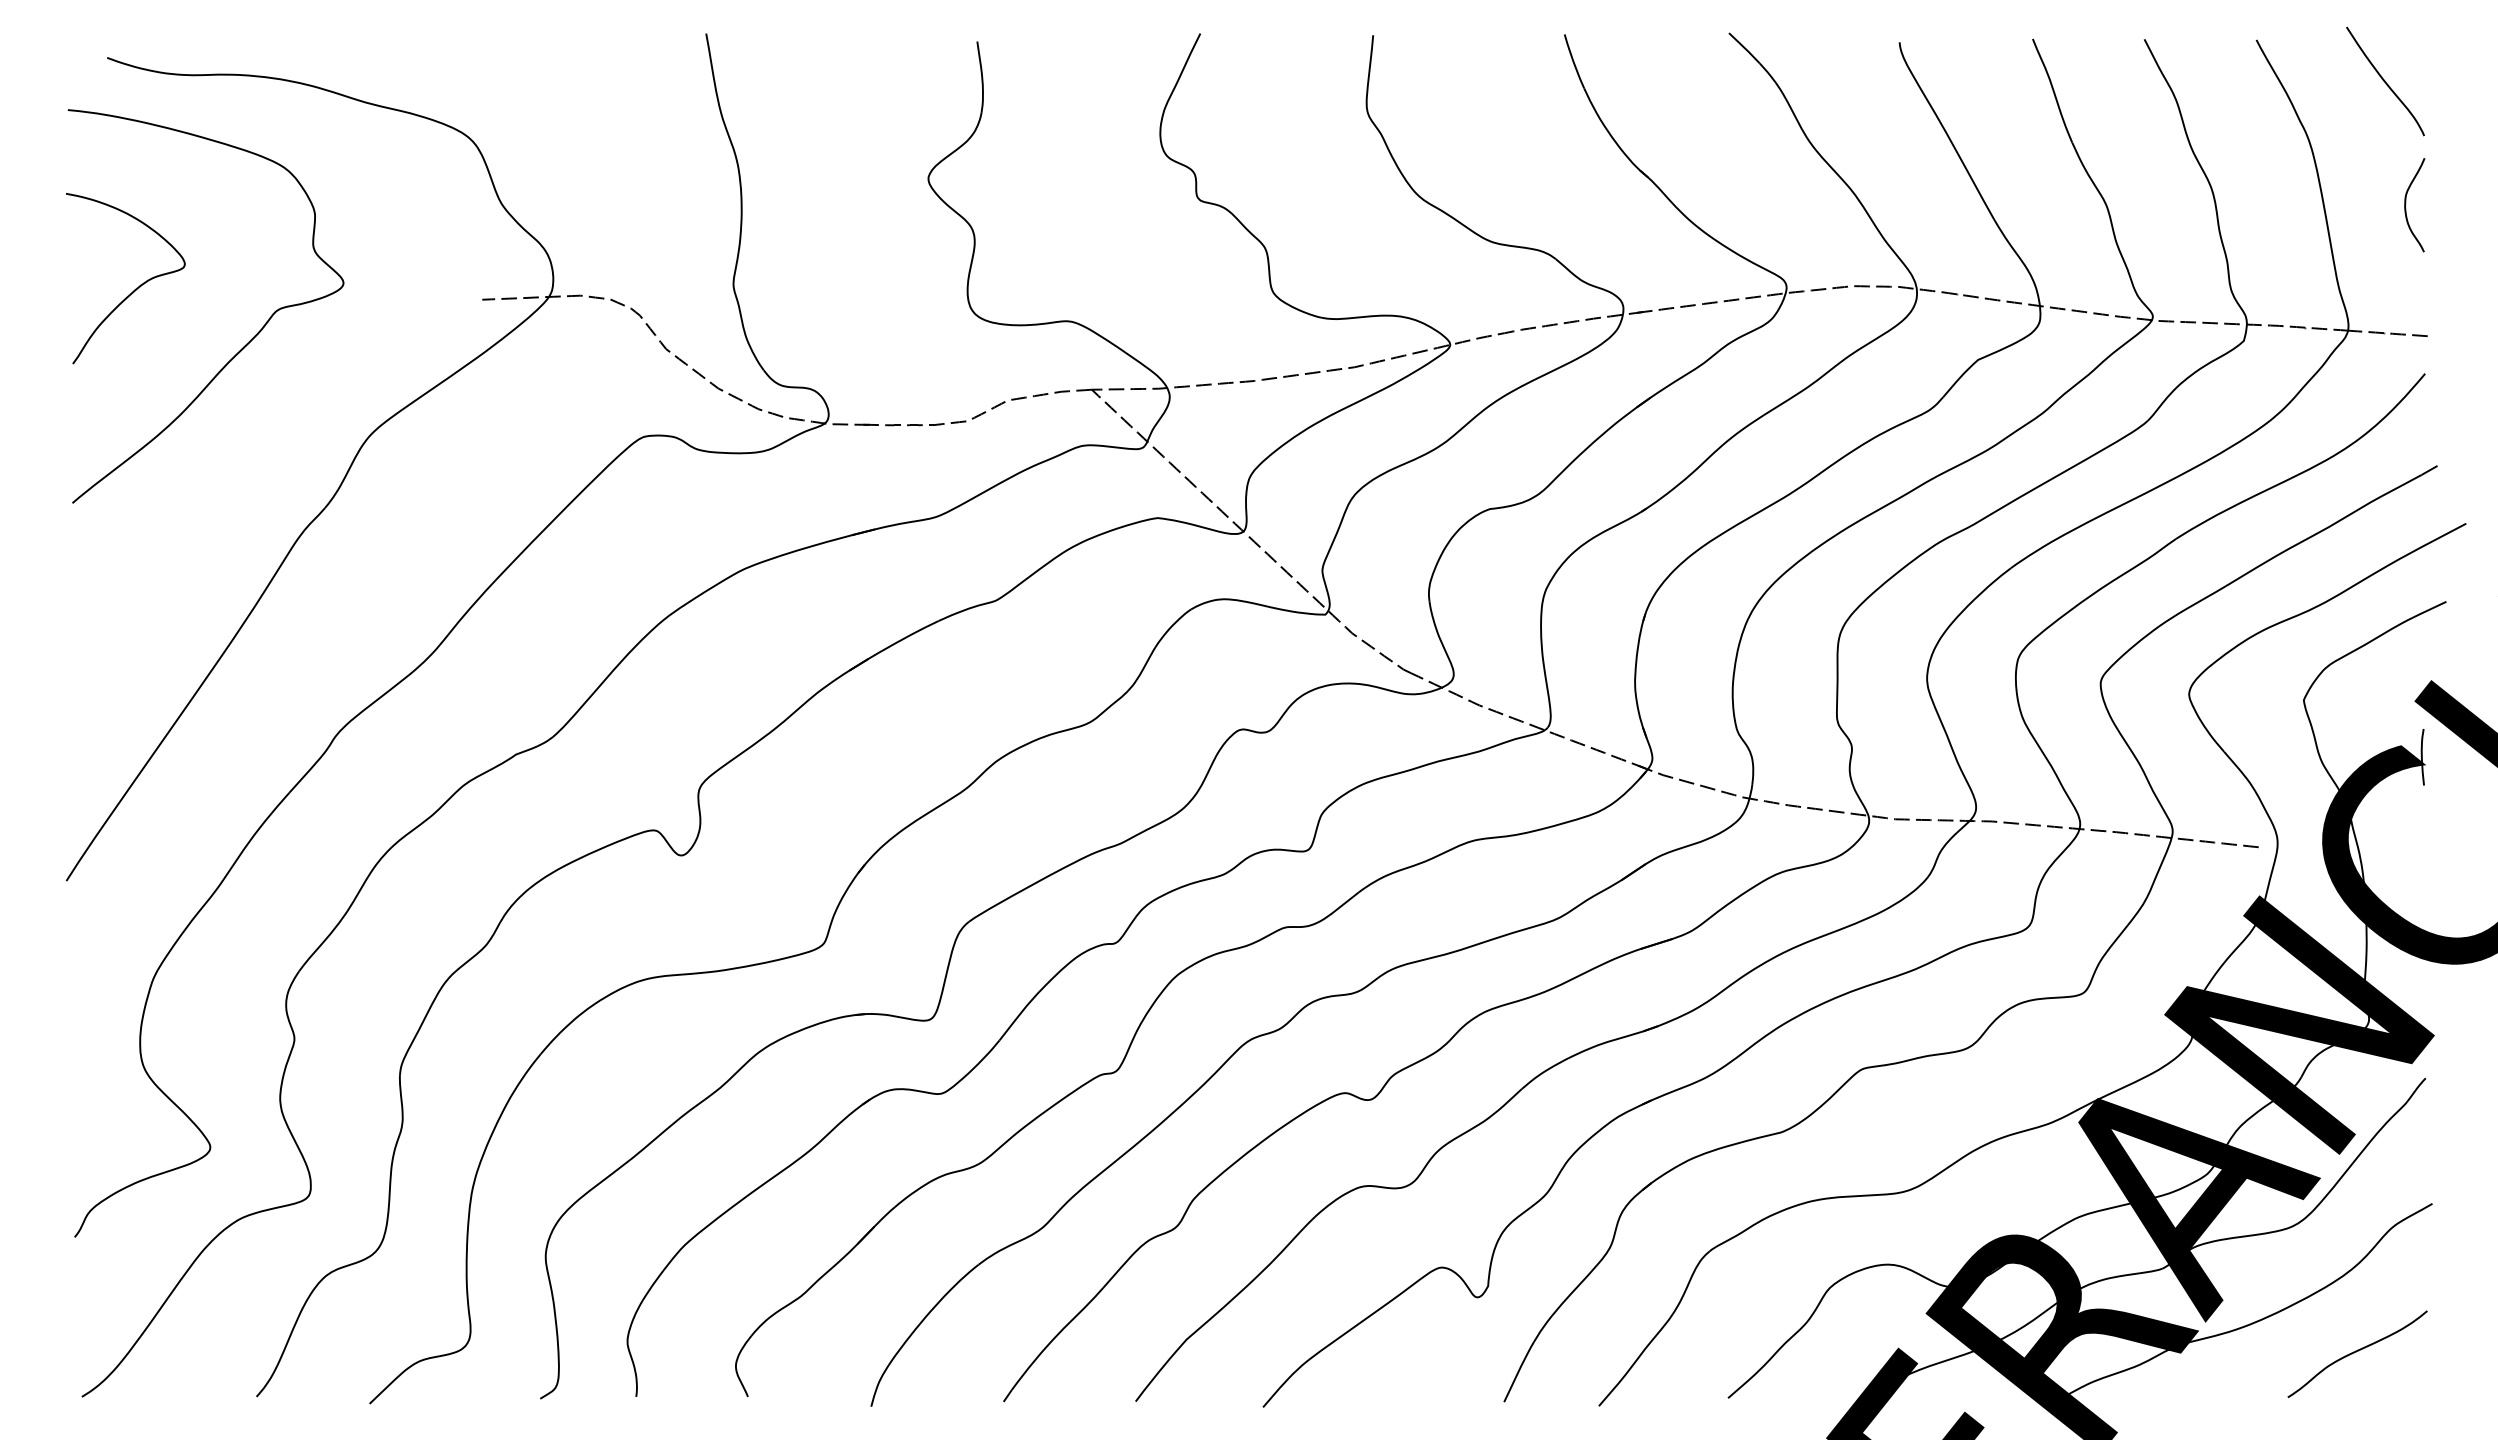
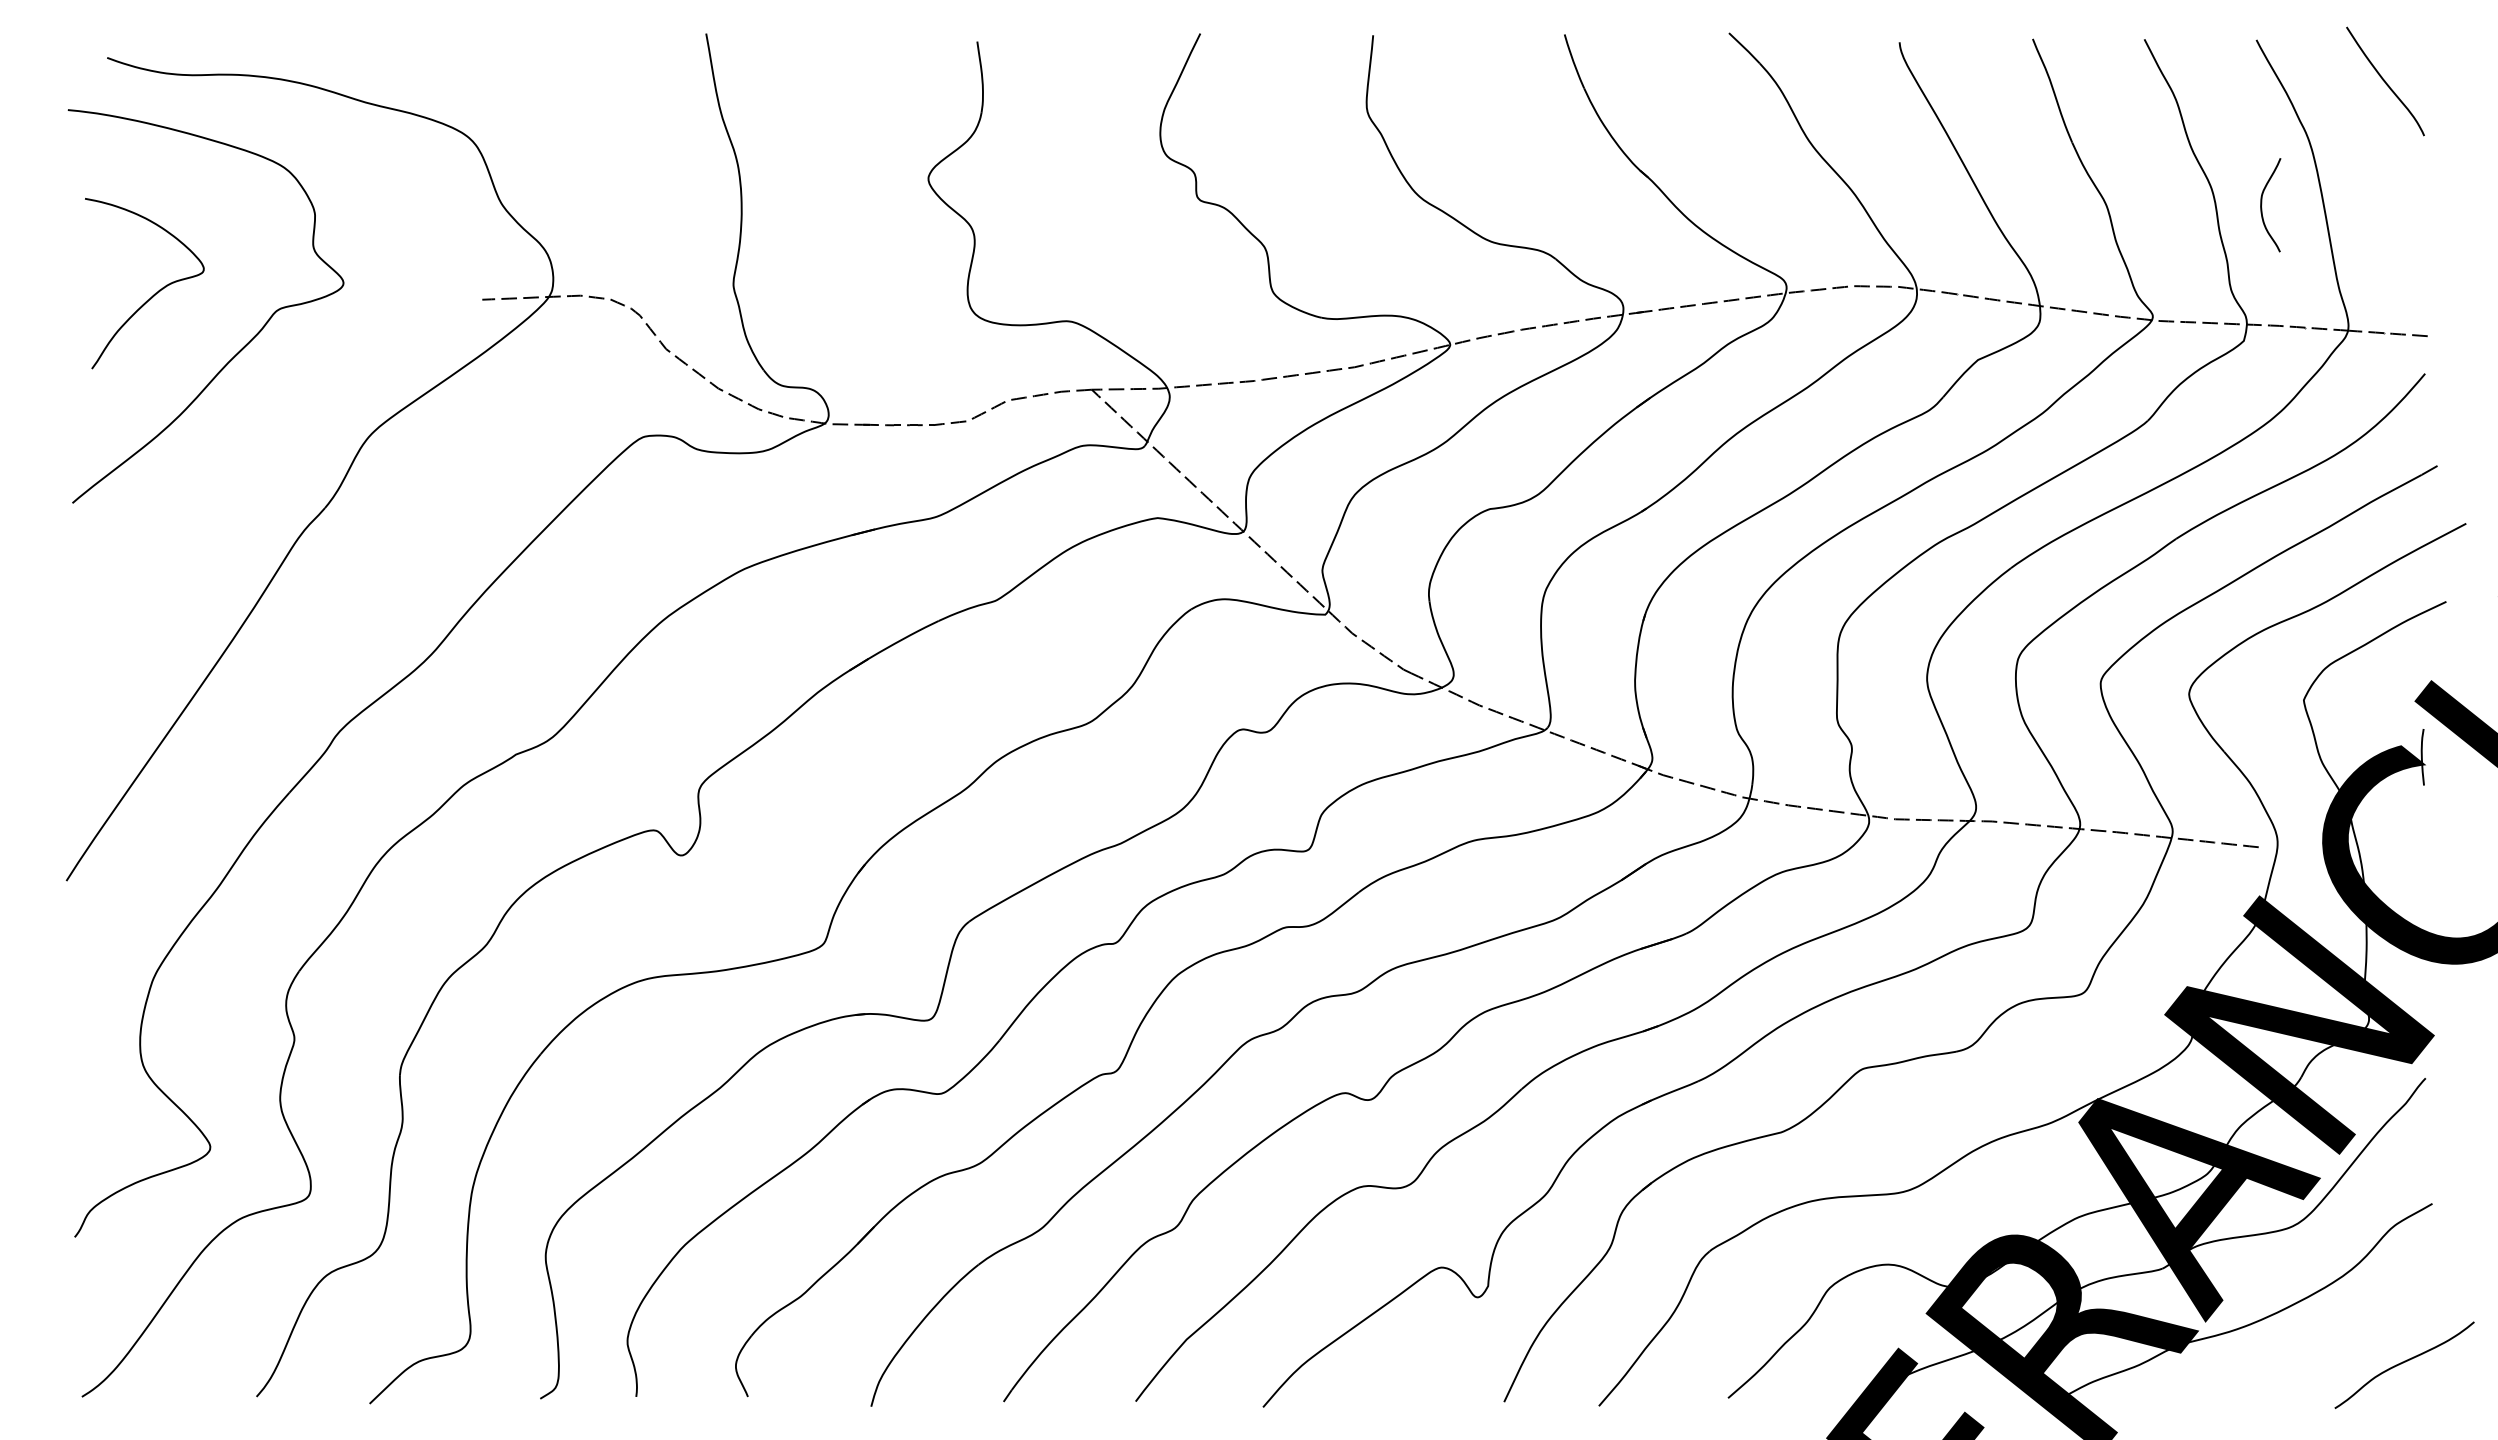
curve position: (2406, 204) -> (2262, 204) (2262, 204)
curve position: (135, 288) -> (154, 293) (154, 293)
curve position: (2356, 1352) -> (2403, 1363) (2403, 1363)
